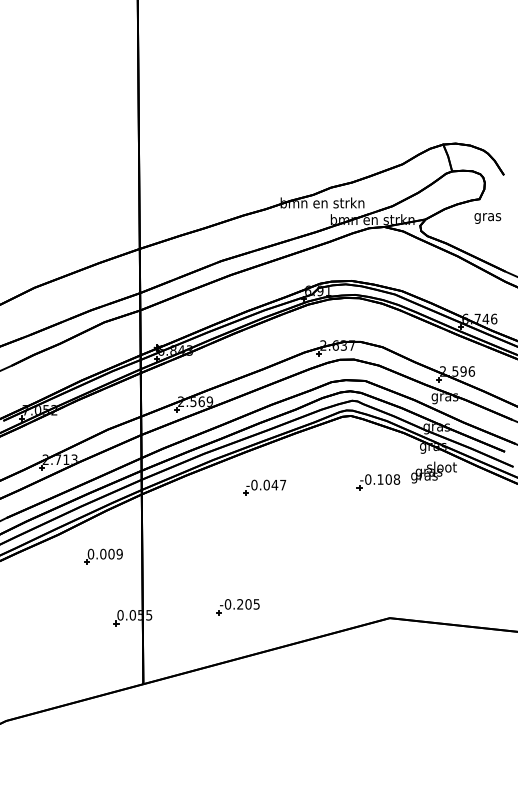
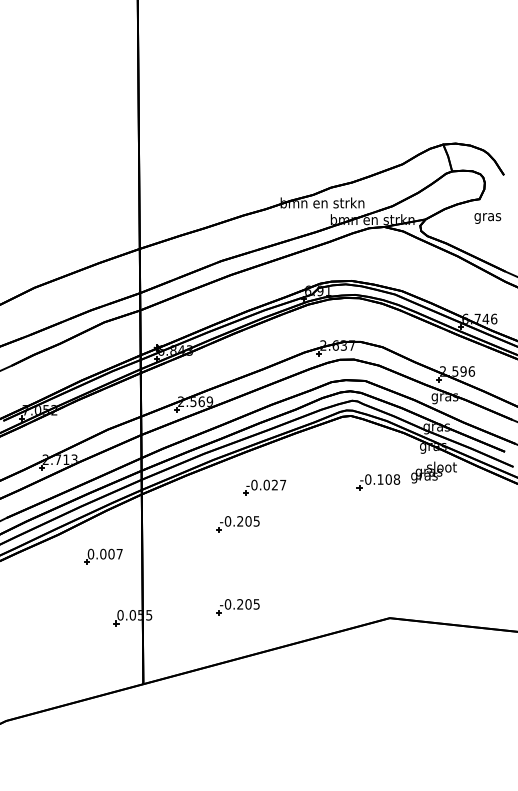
text: -0.047 -> -0.027 (274, 484)
part: none -> present (237, 524)
text: 0.009 -> 0.007 (119, 553)
